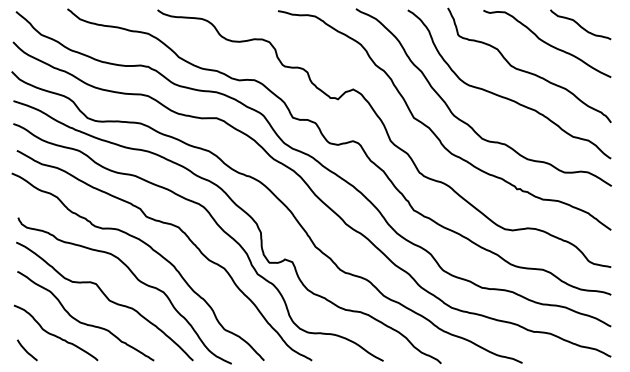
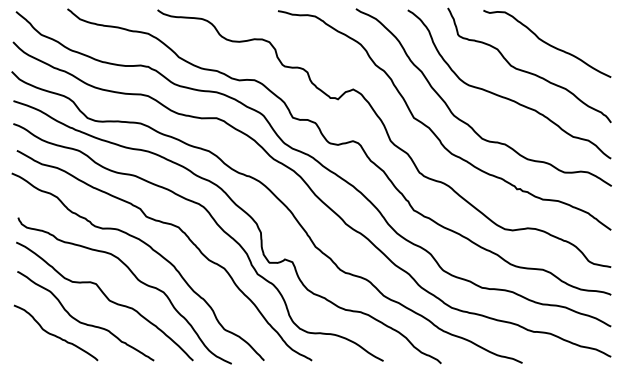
curve: present -> none (579, 24)
curve: present -> none (26, 350)
